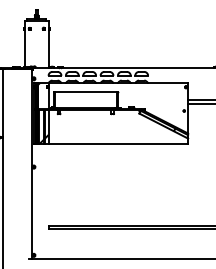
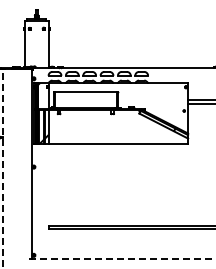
line: solid -> dashed (2, 169)
line: solid -> dashed (122, 259)
